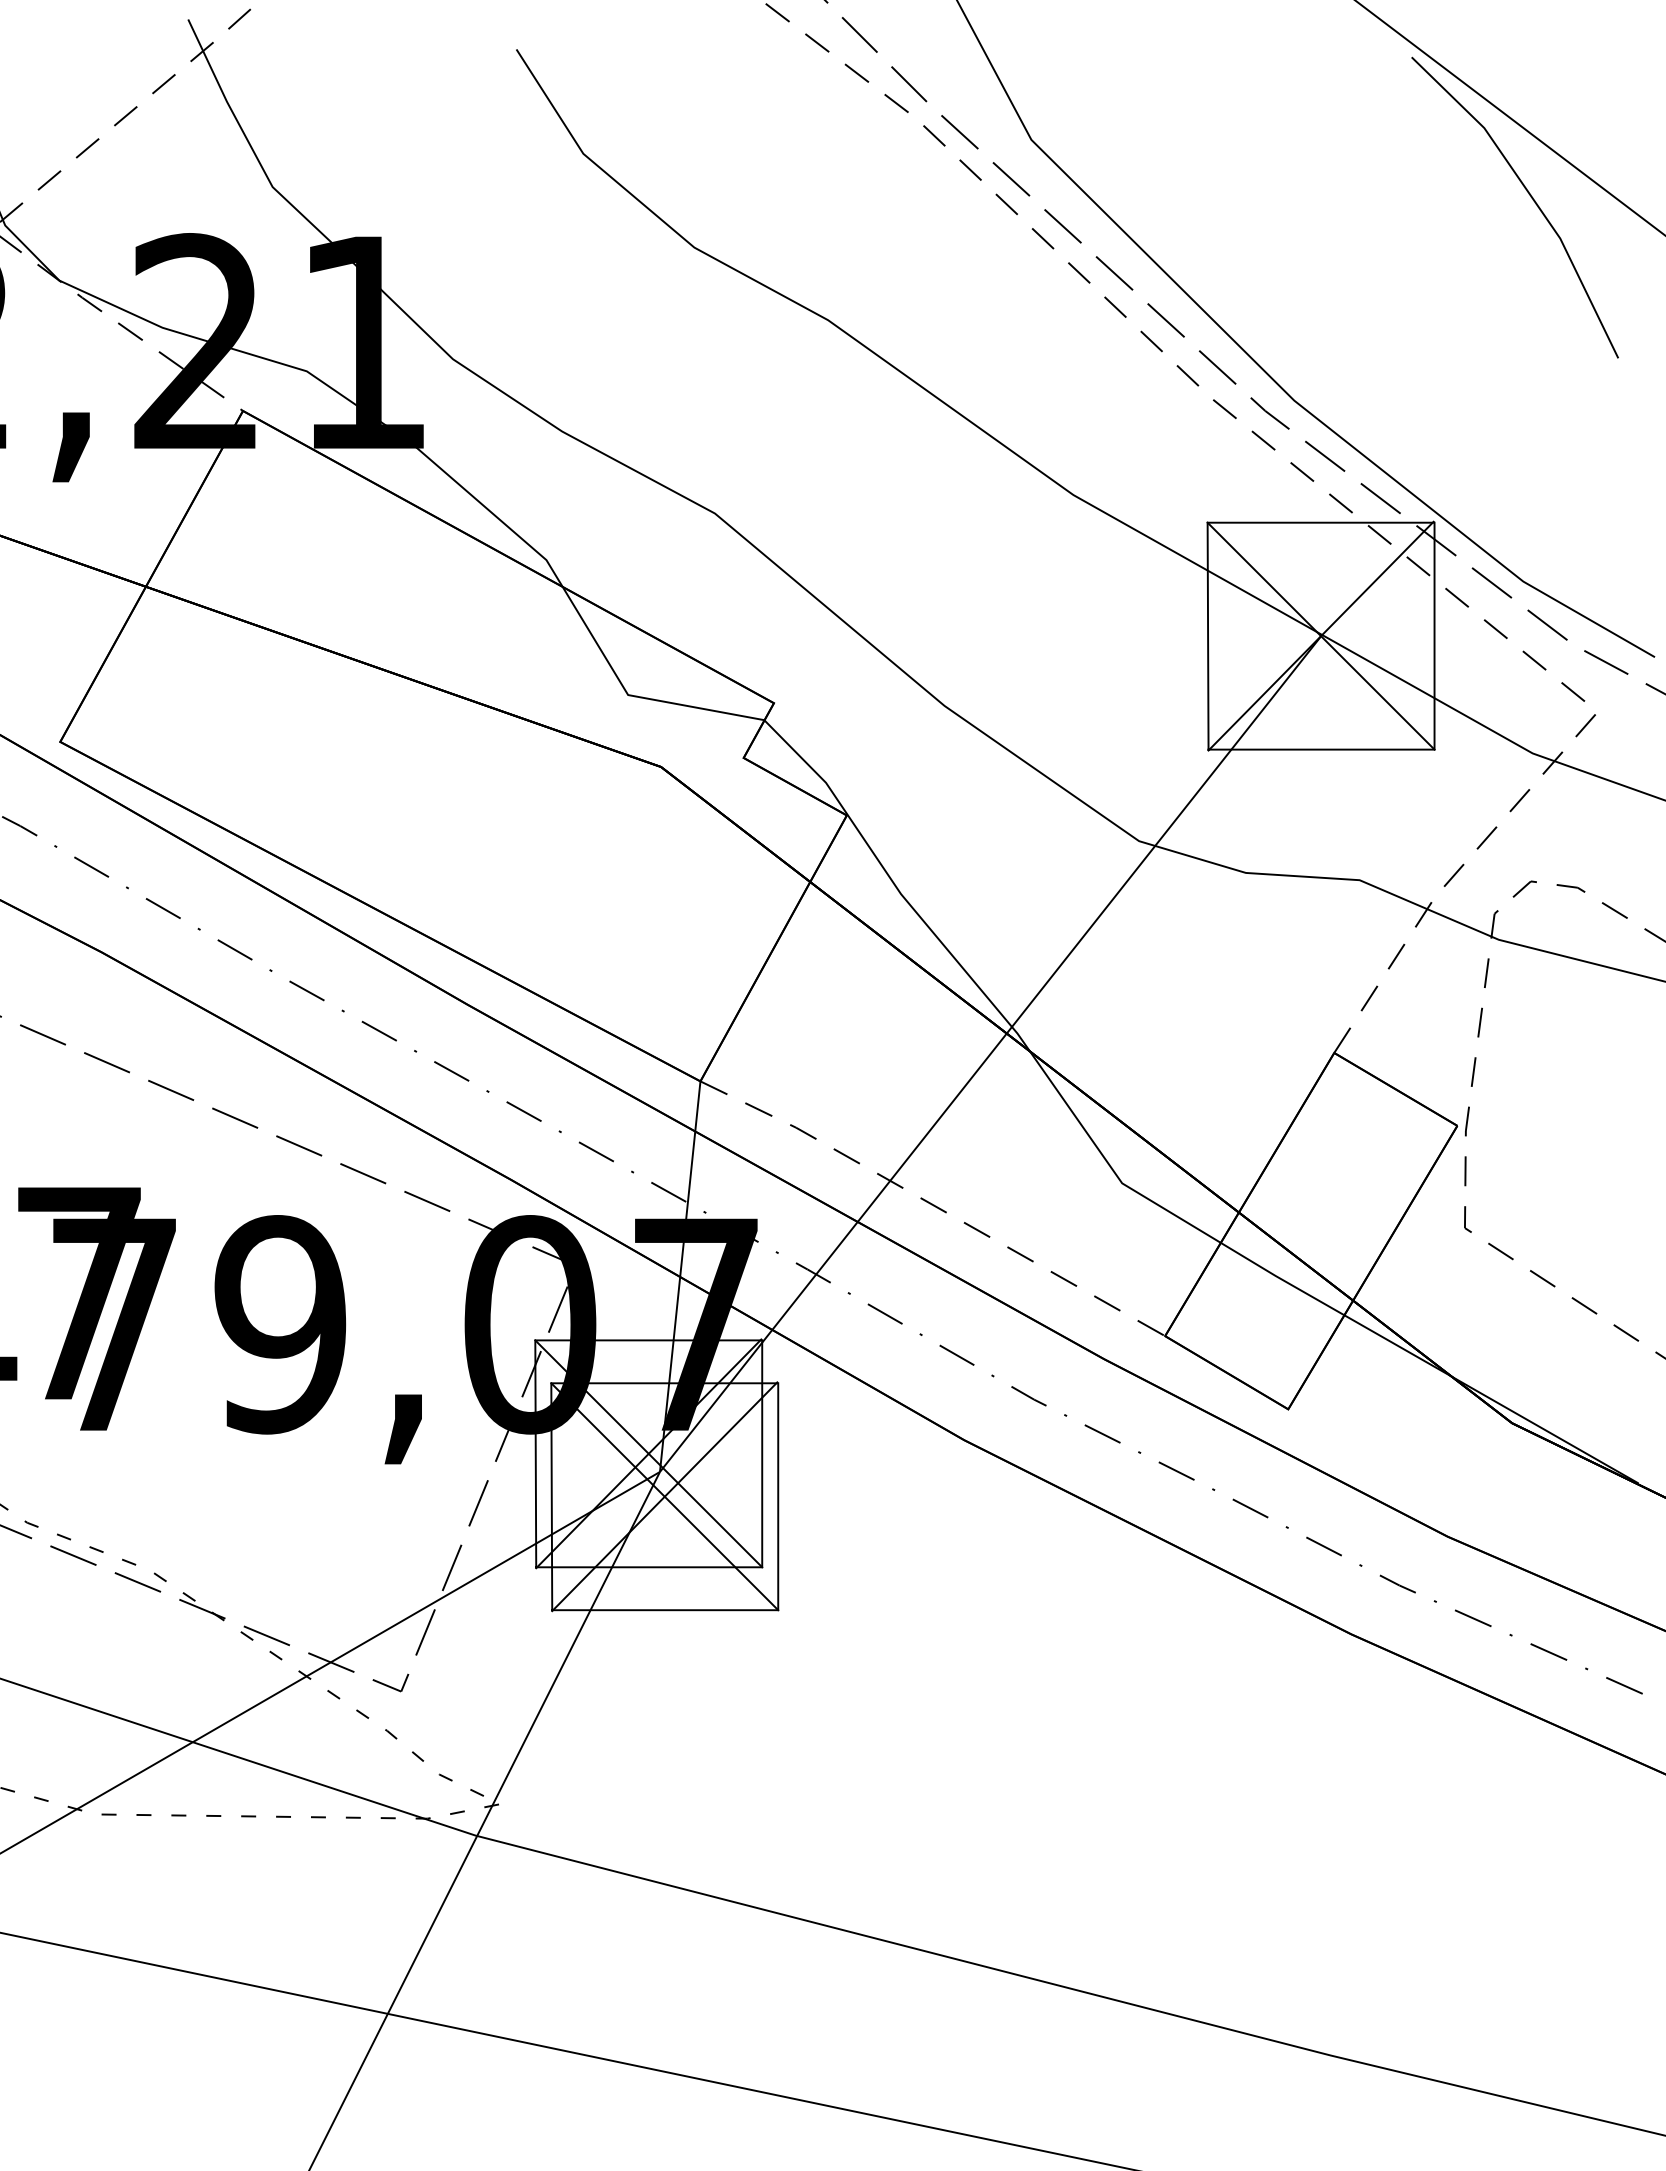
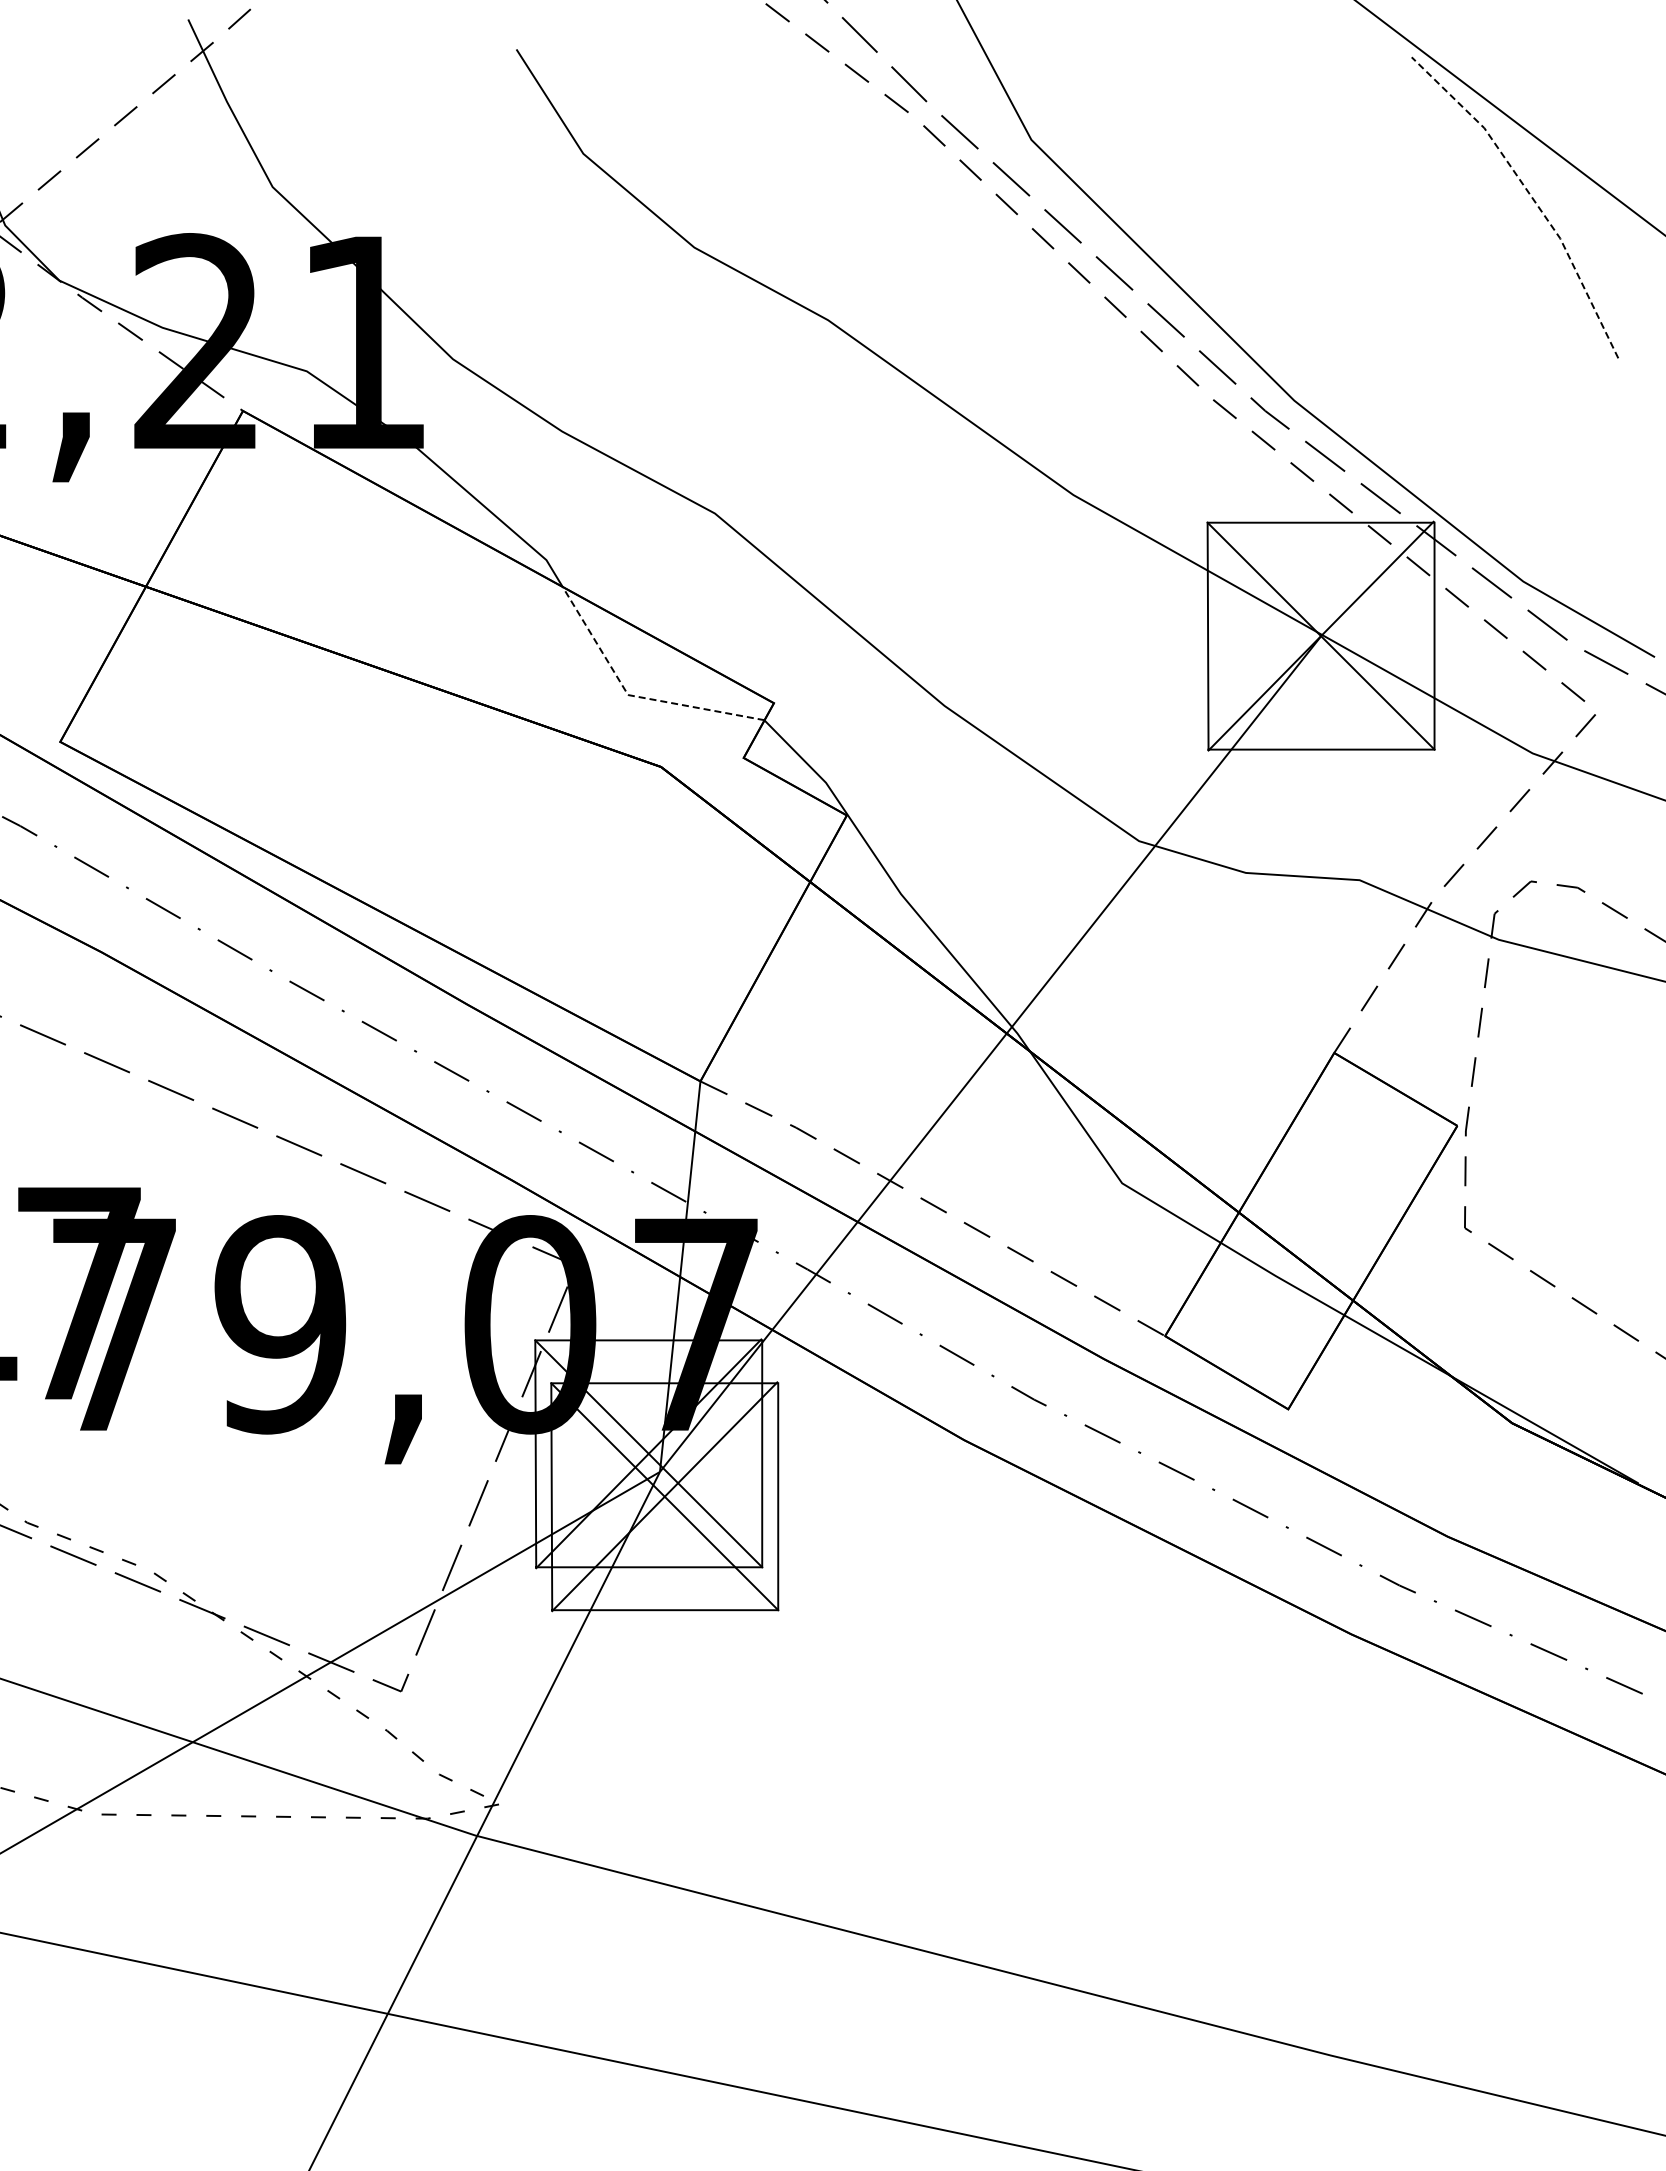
line: solid -> dashed (1531, 195)
line: solid -> dashed (634, 696)
